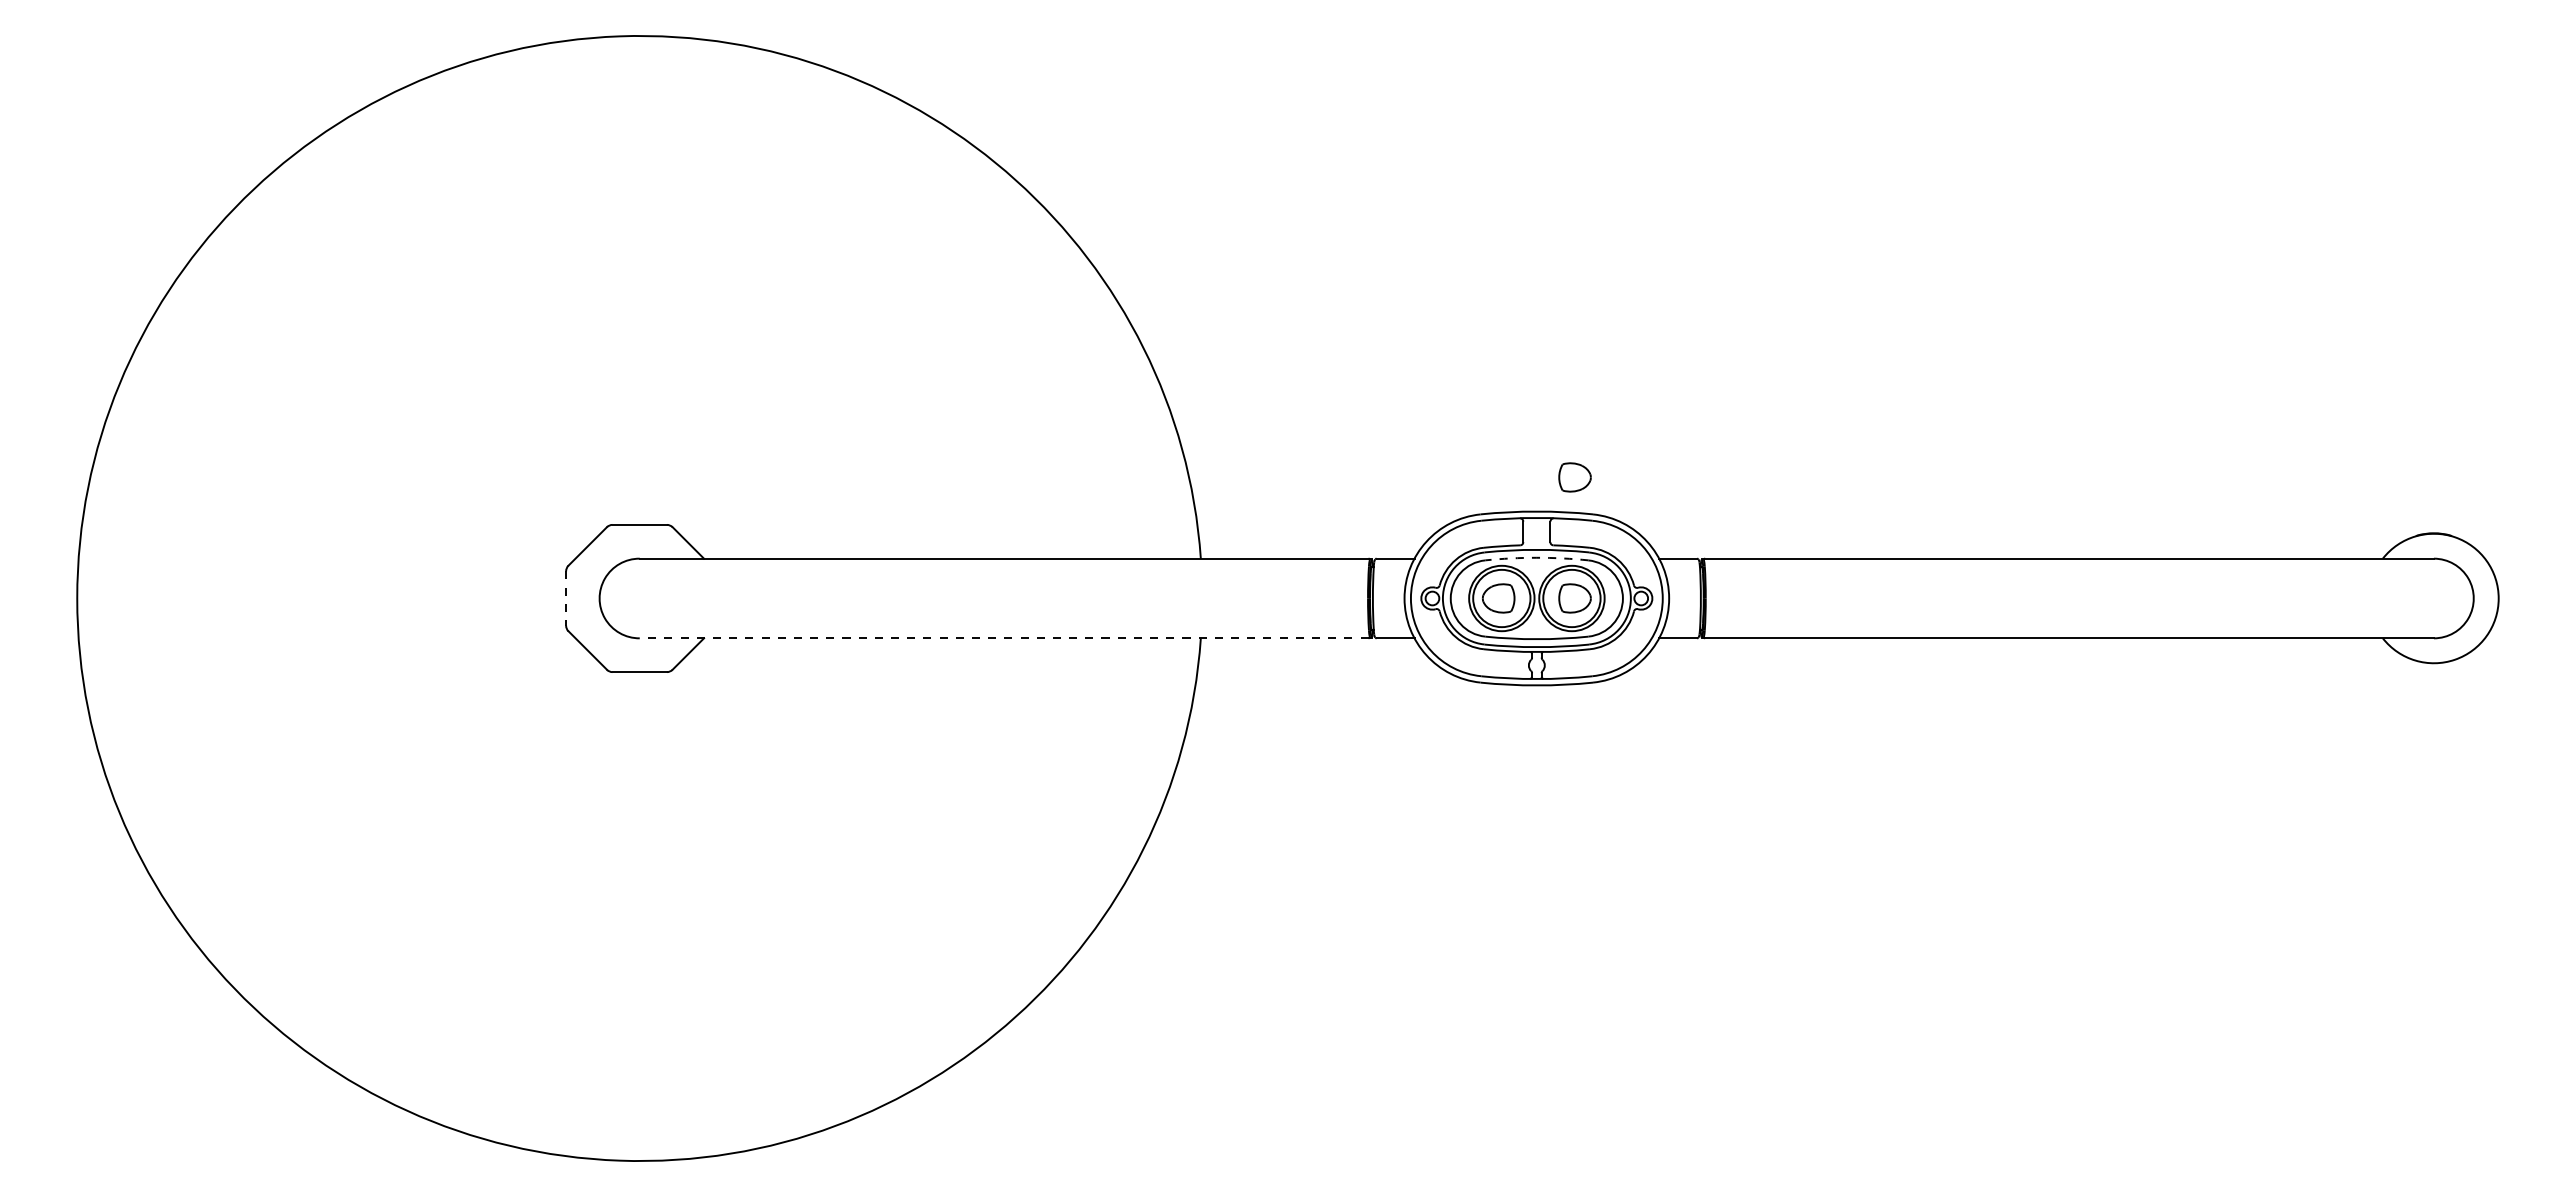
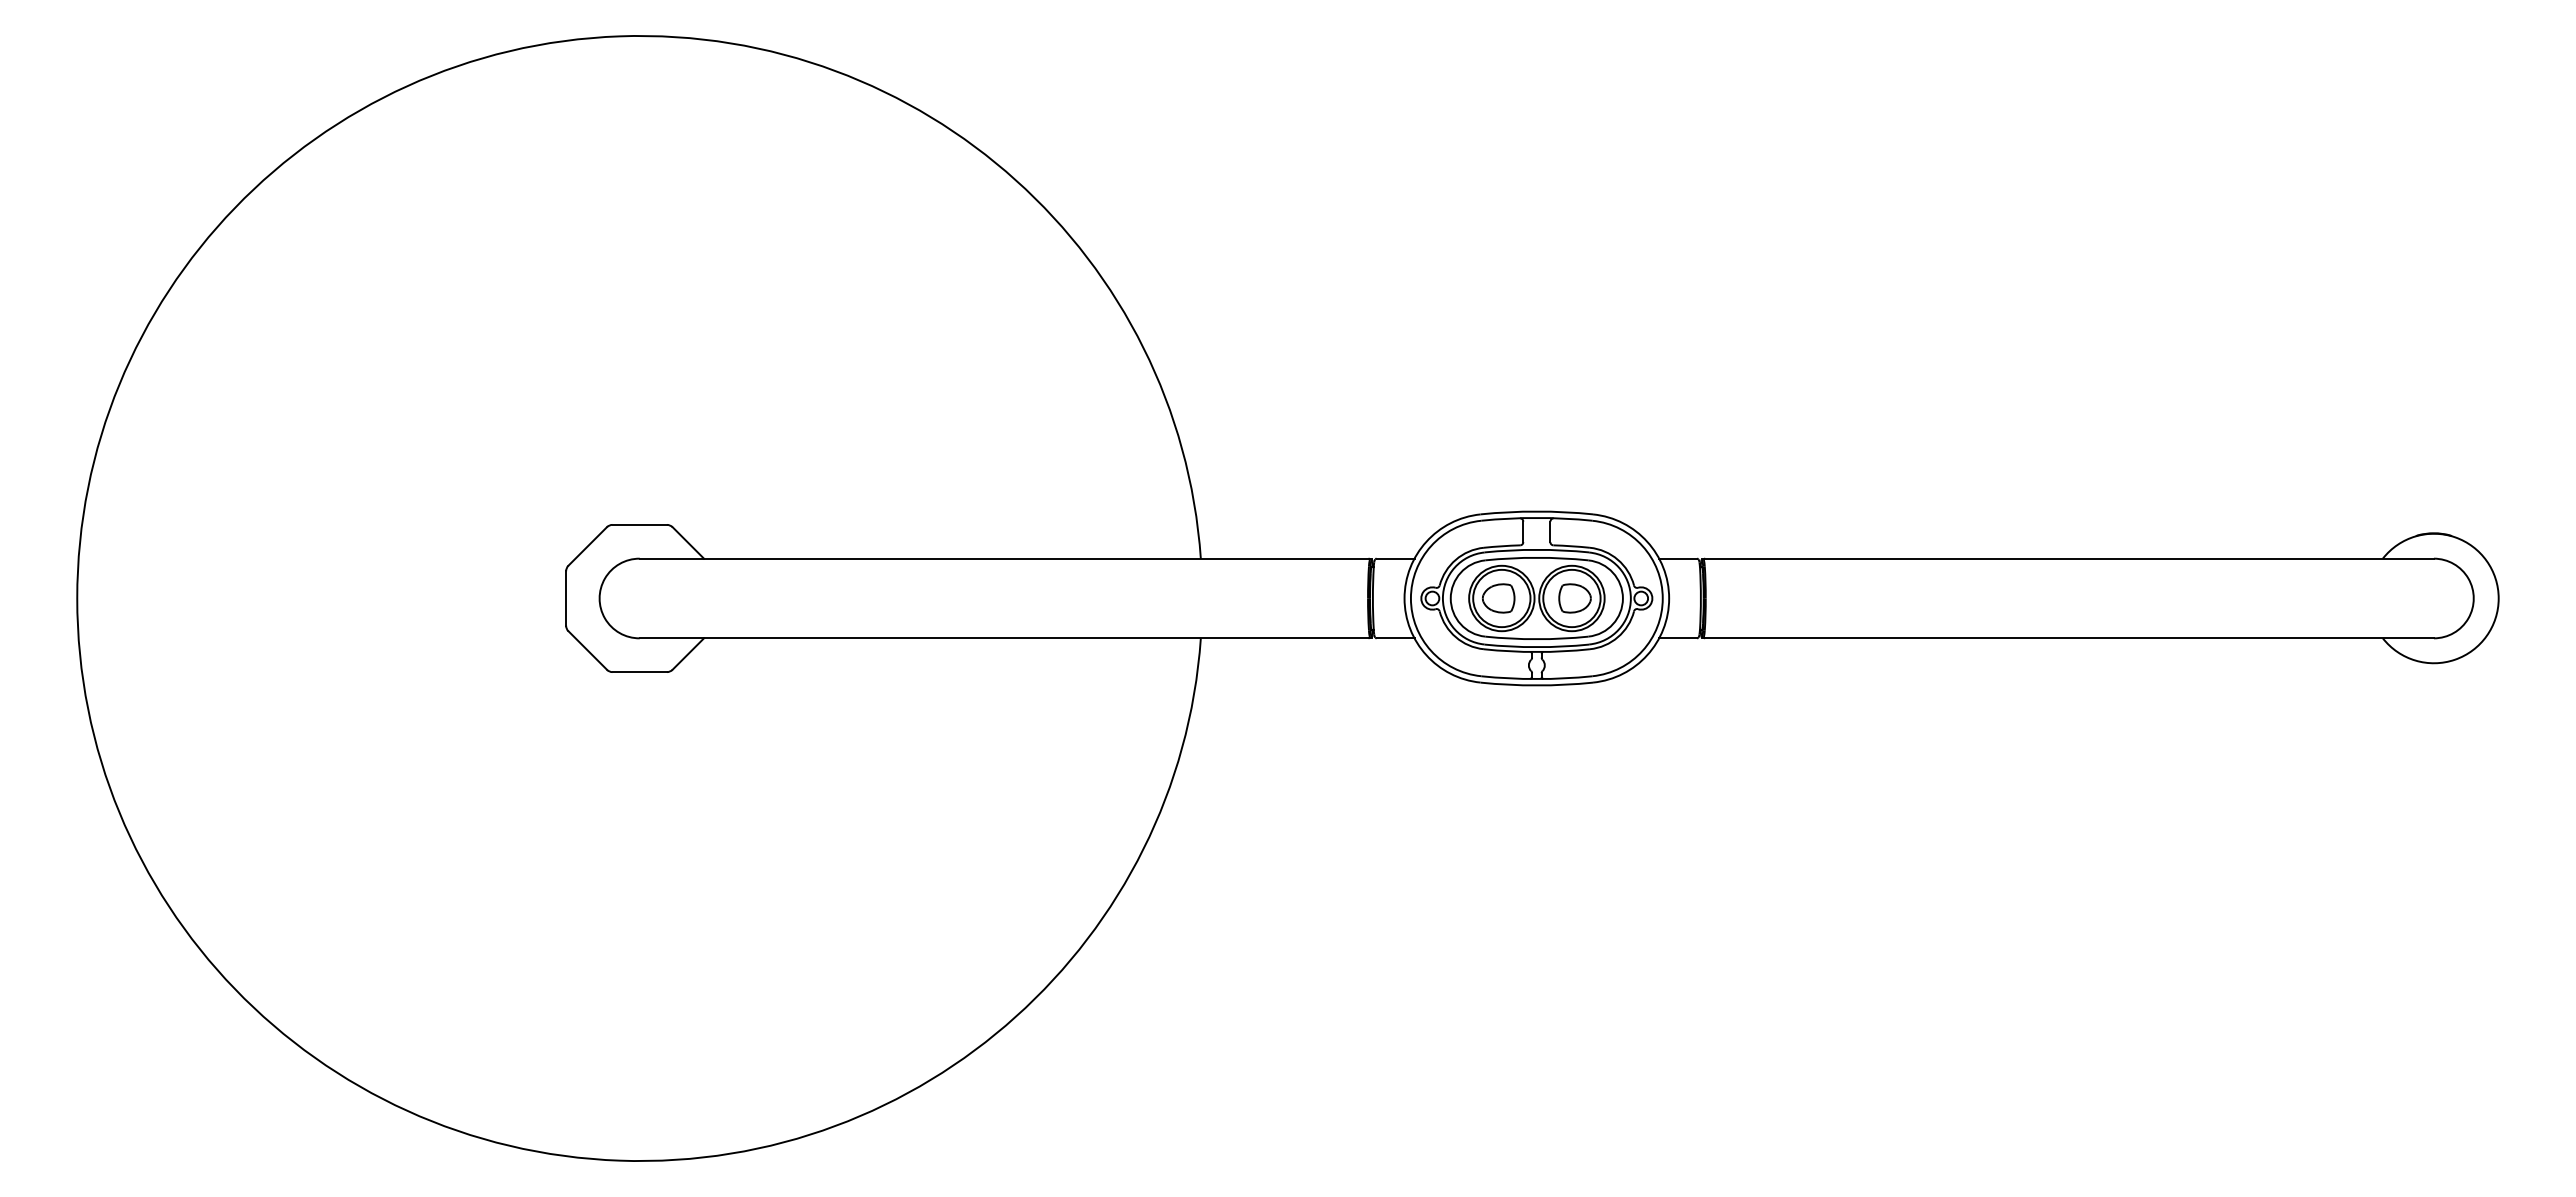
part: present -> none (1574, 477)
arc: dashed -> solid (1536, 557)
line: dashed -> solid (566, 599)
line: dashed -> solid (1003, 638)
